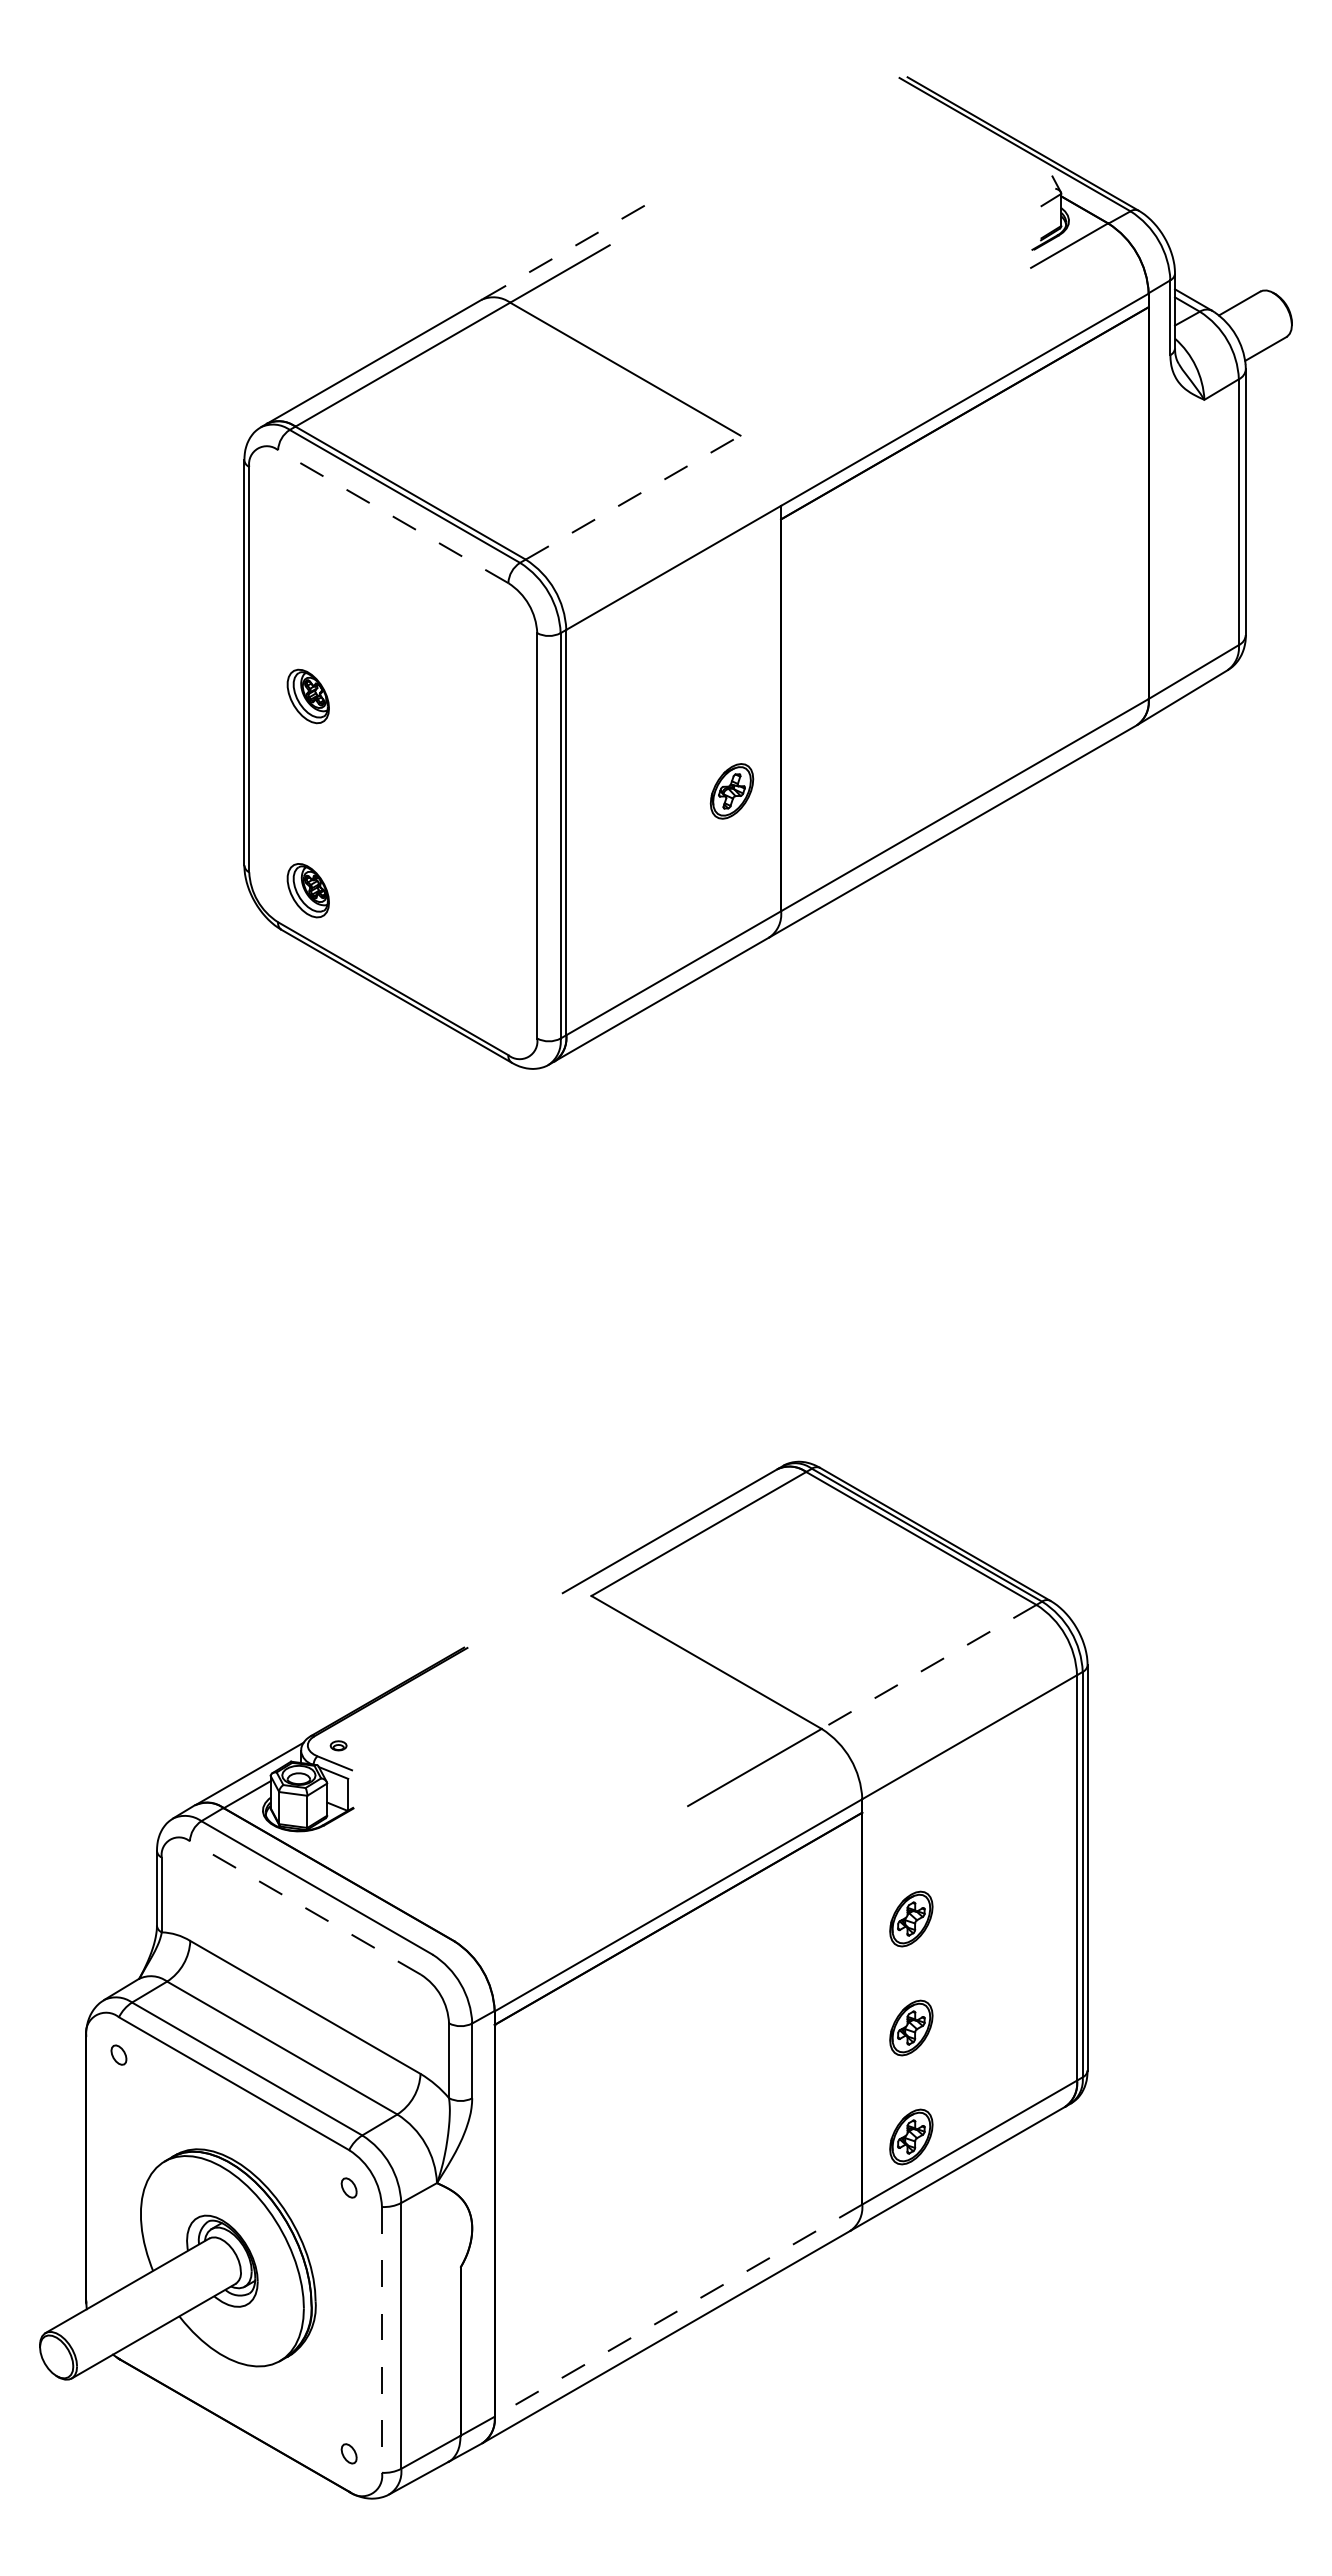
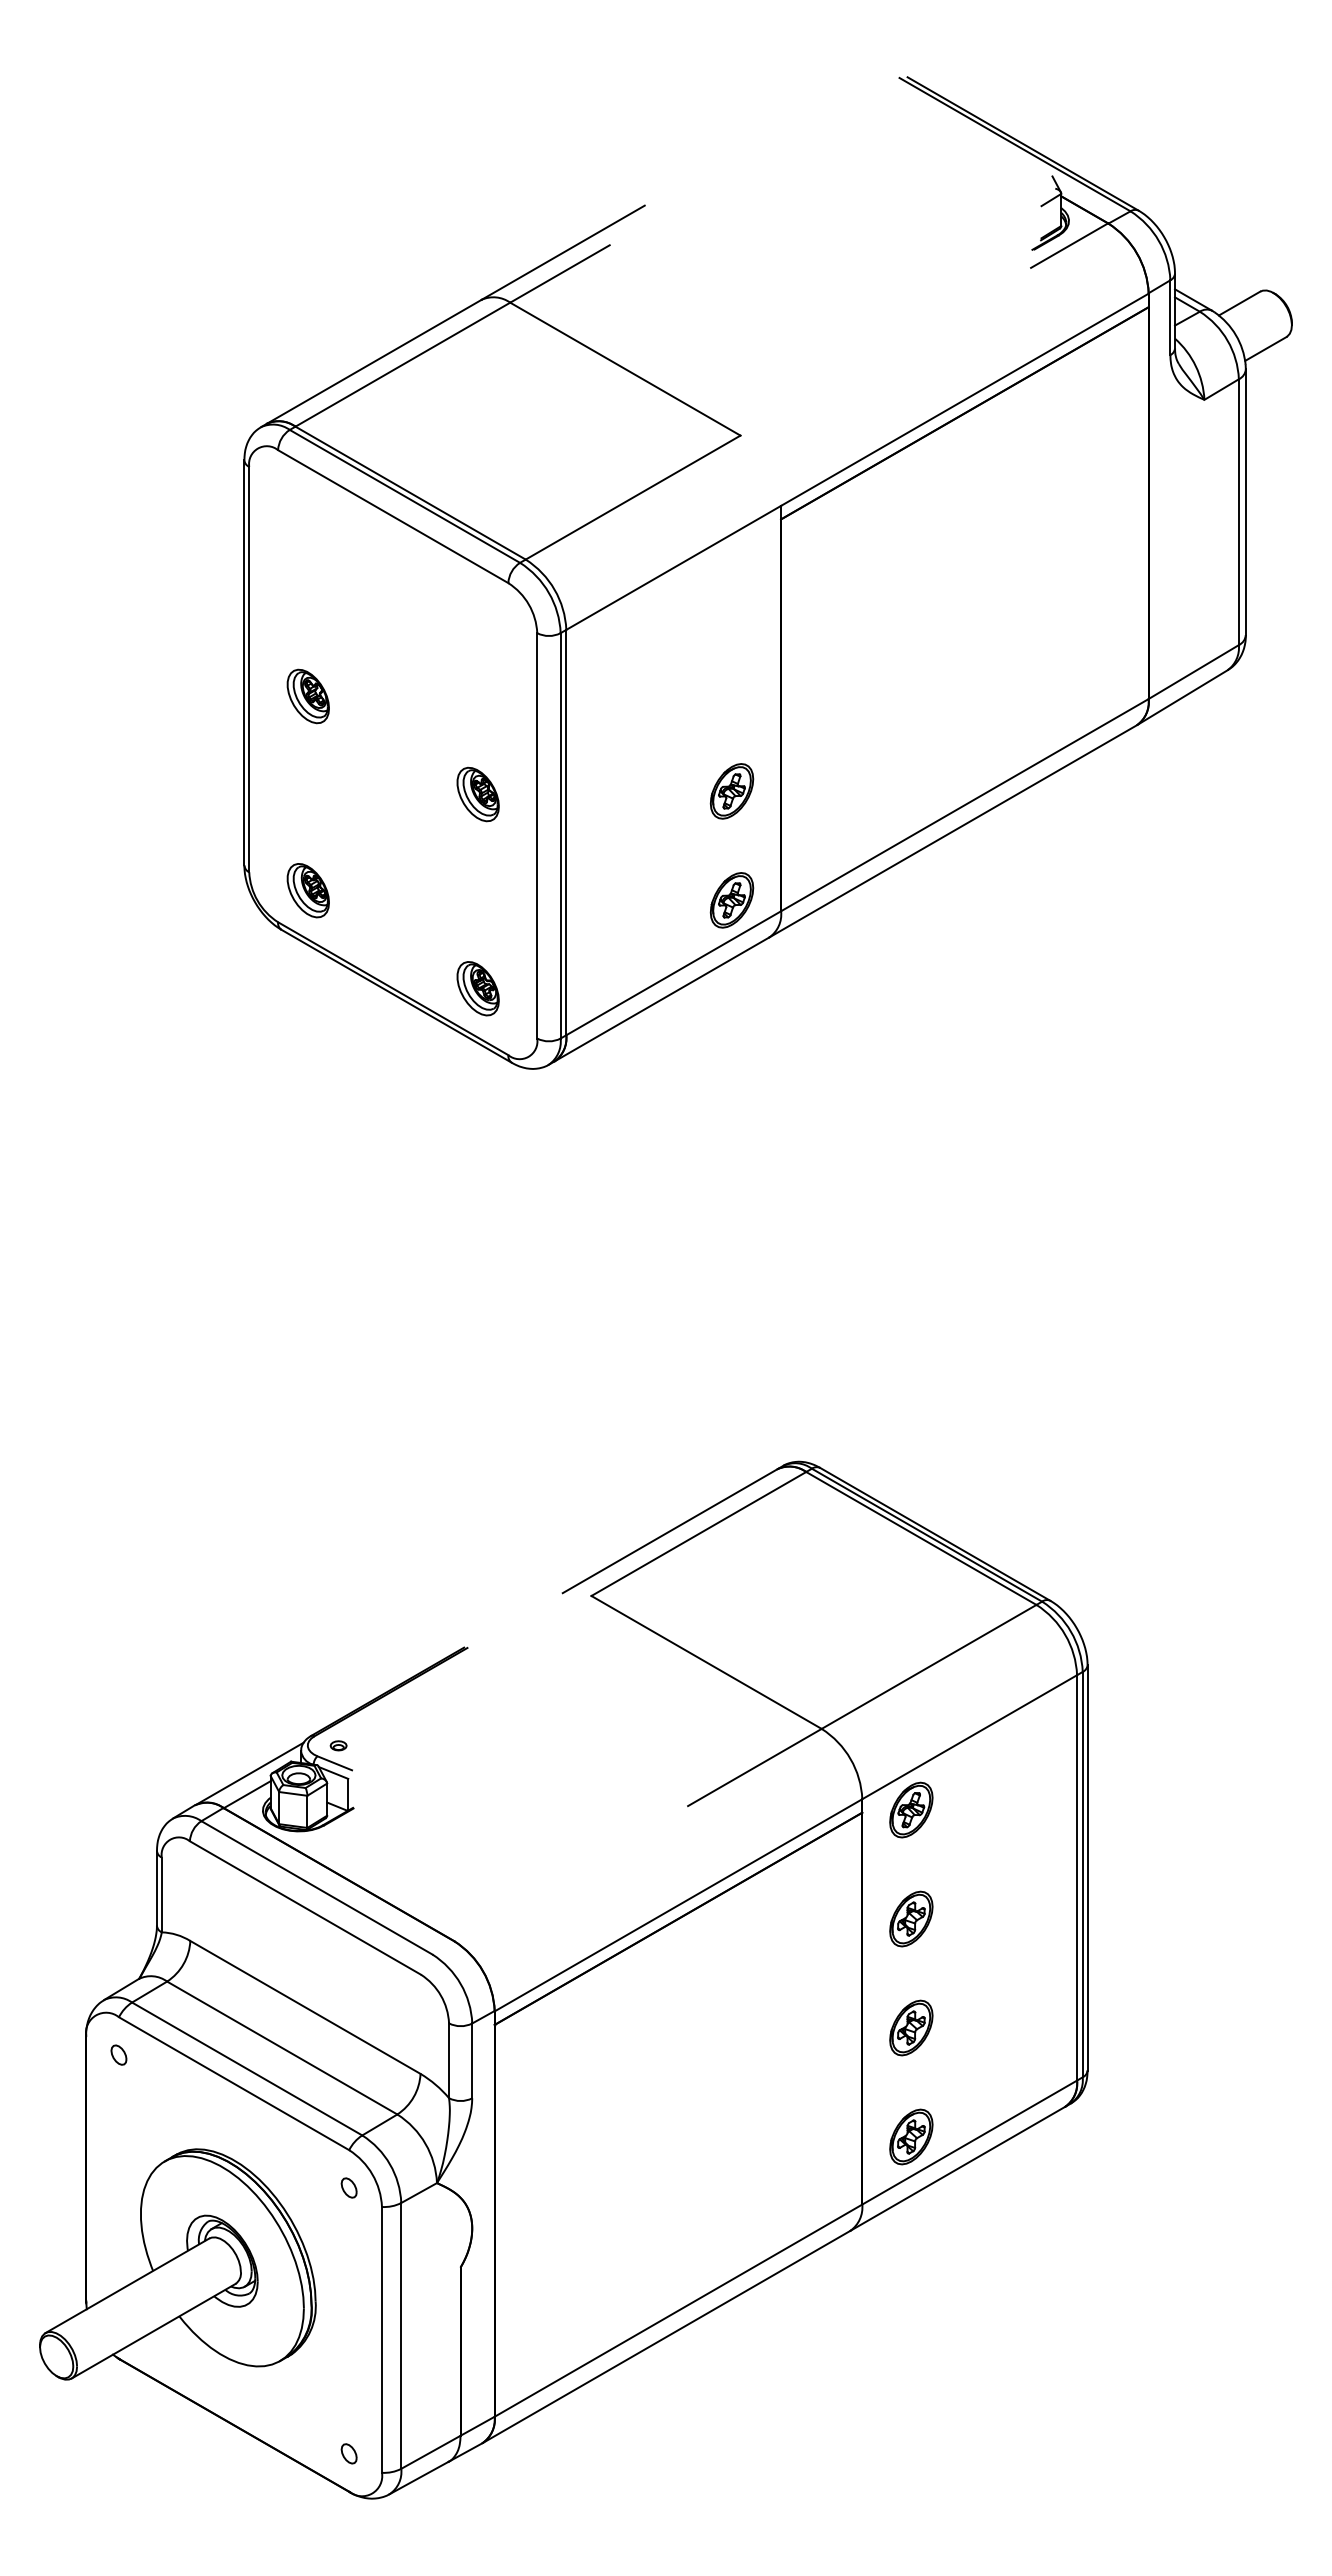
line: dashed -> solid (562, 253)
line: dashed -> solid (633, 497)
line: dashed -> solid (393, 516)
part: none -> present (477, 794)
part: none -> present (731, 900)
part: none -> present (477, 988)
line: dashed -> solid (929, 1666)
part: none -> present (911, 1809)
line: dashed -> solid (305, 1907)
line: dashed -> solid (678, 2310)
line: dashed -> solid (381, 2339)
